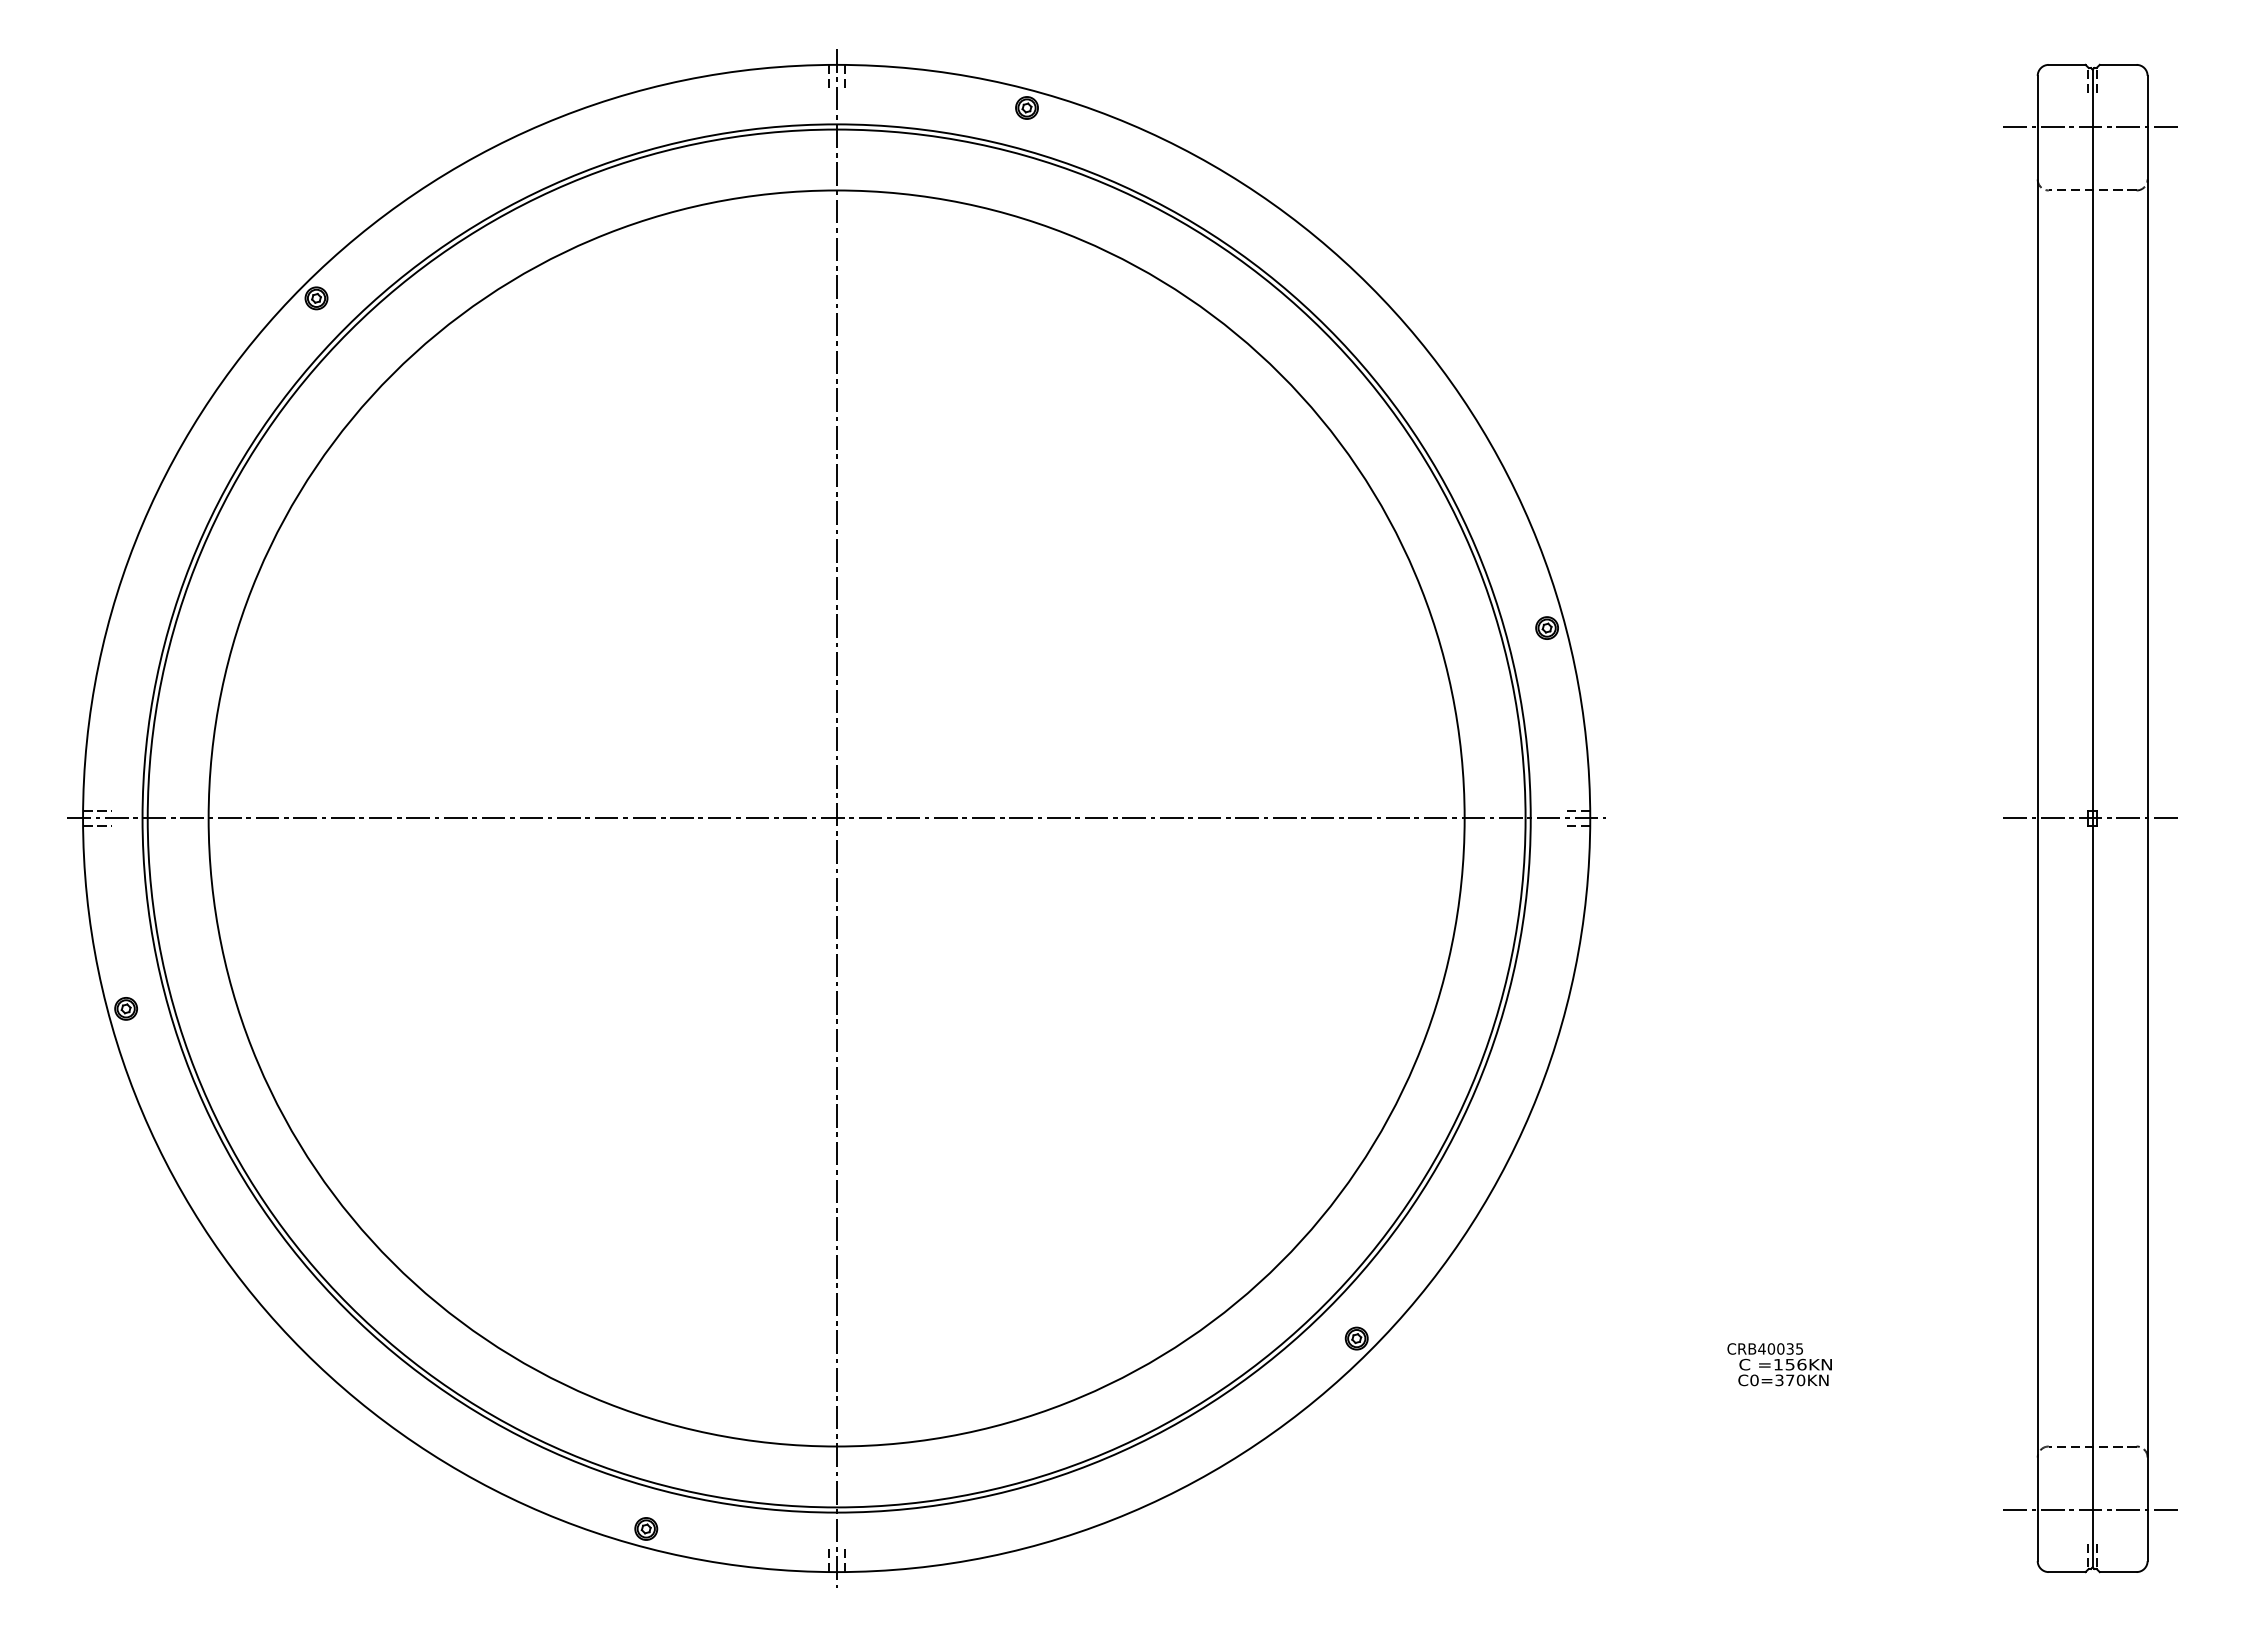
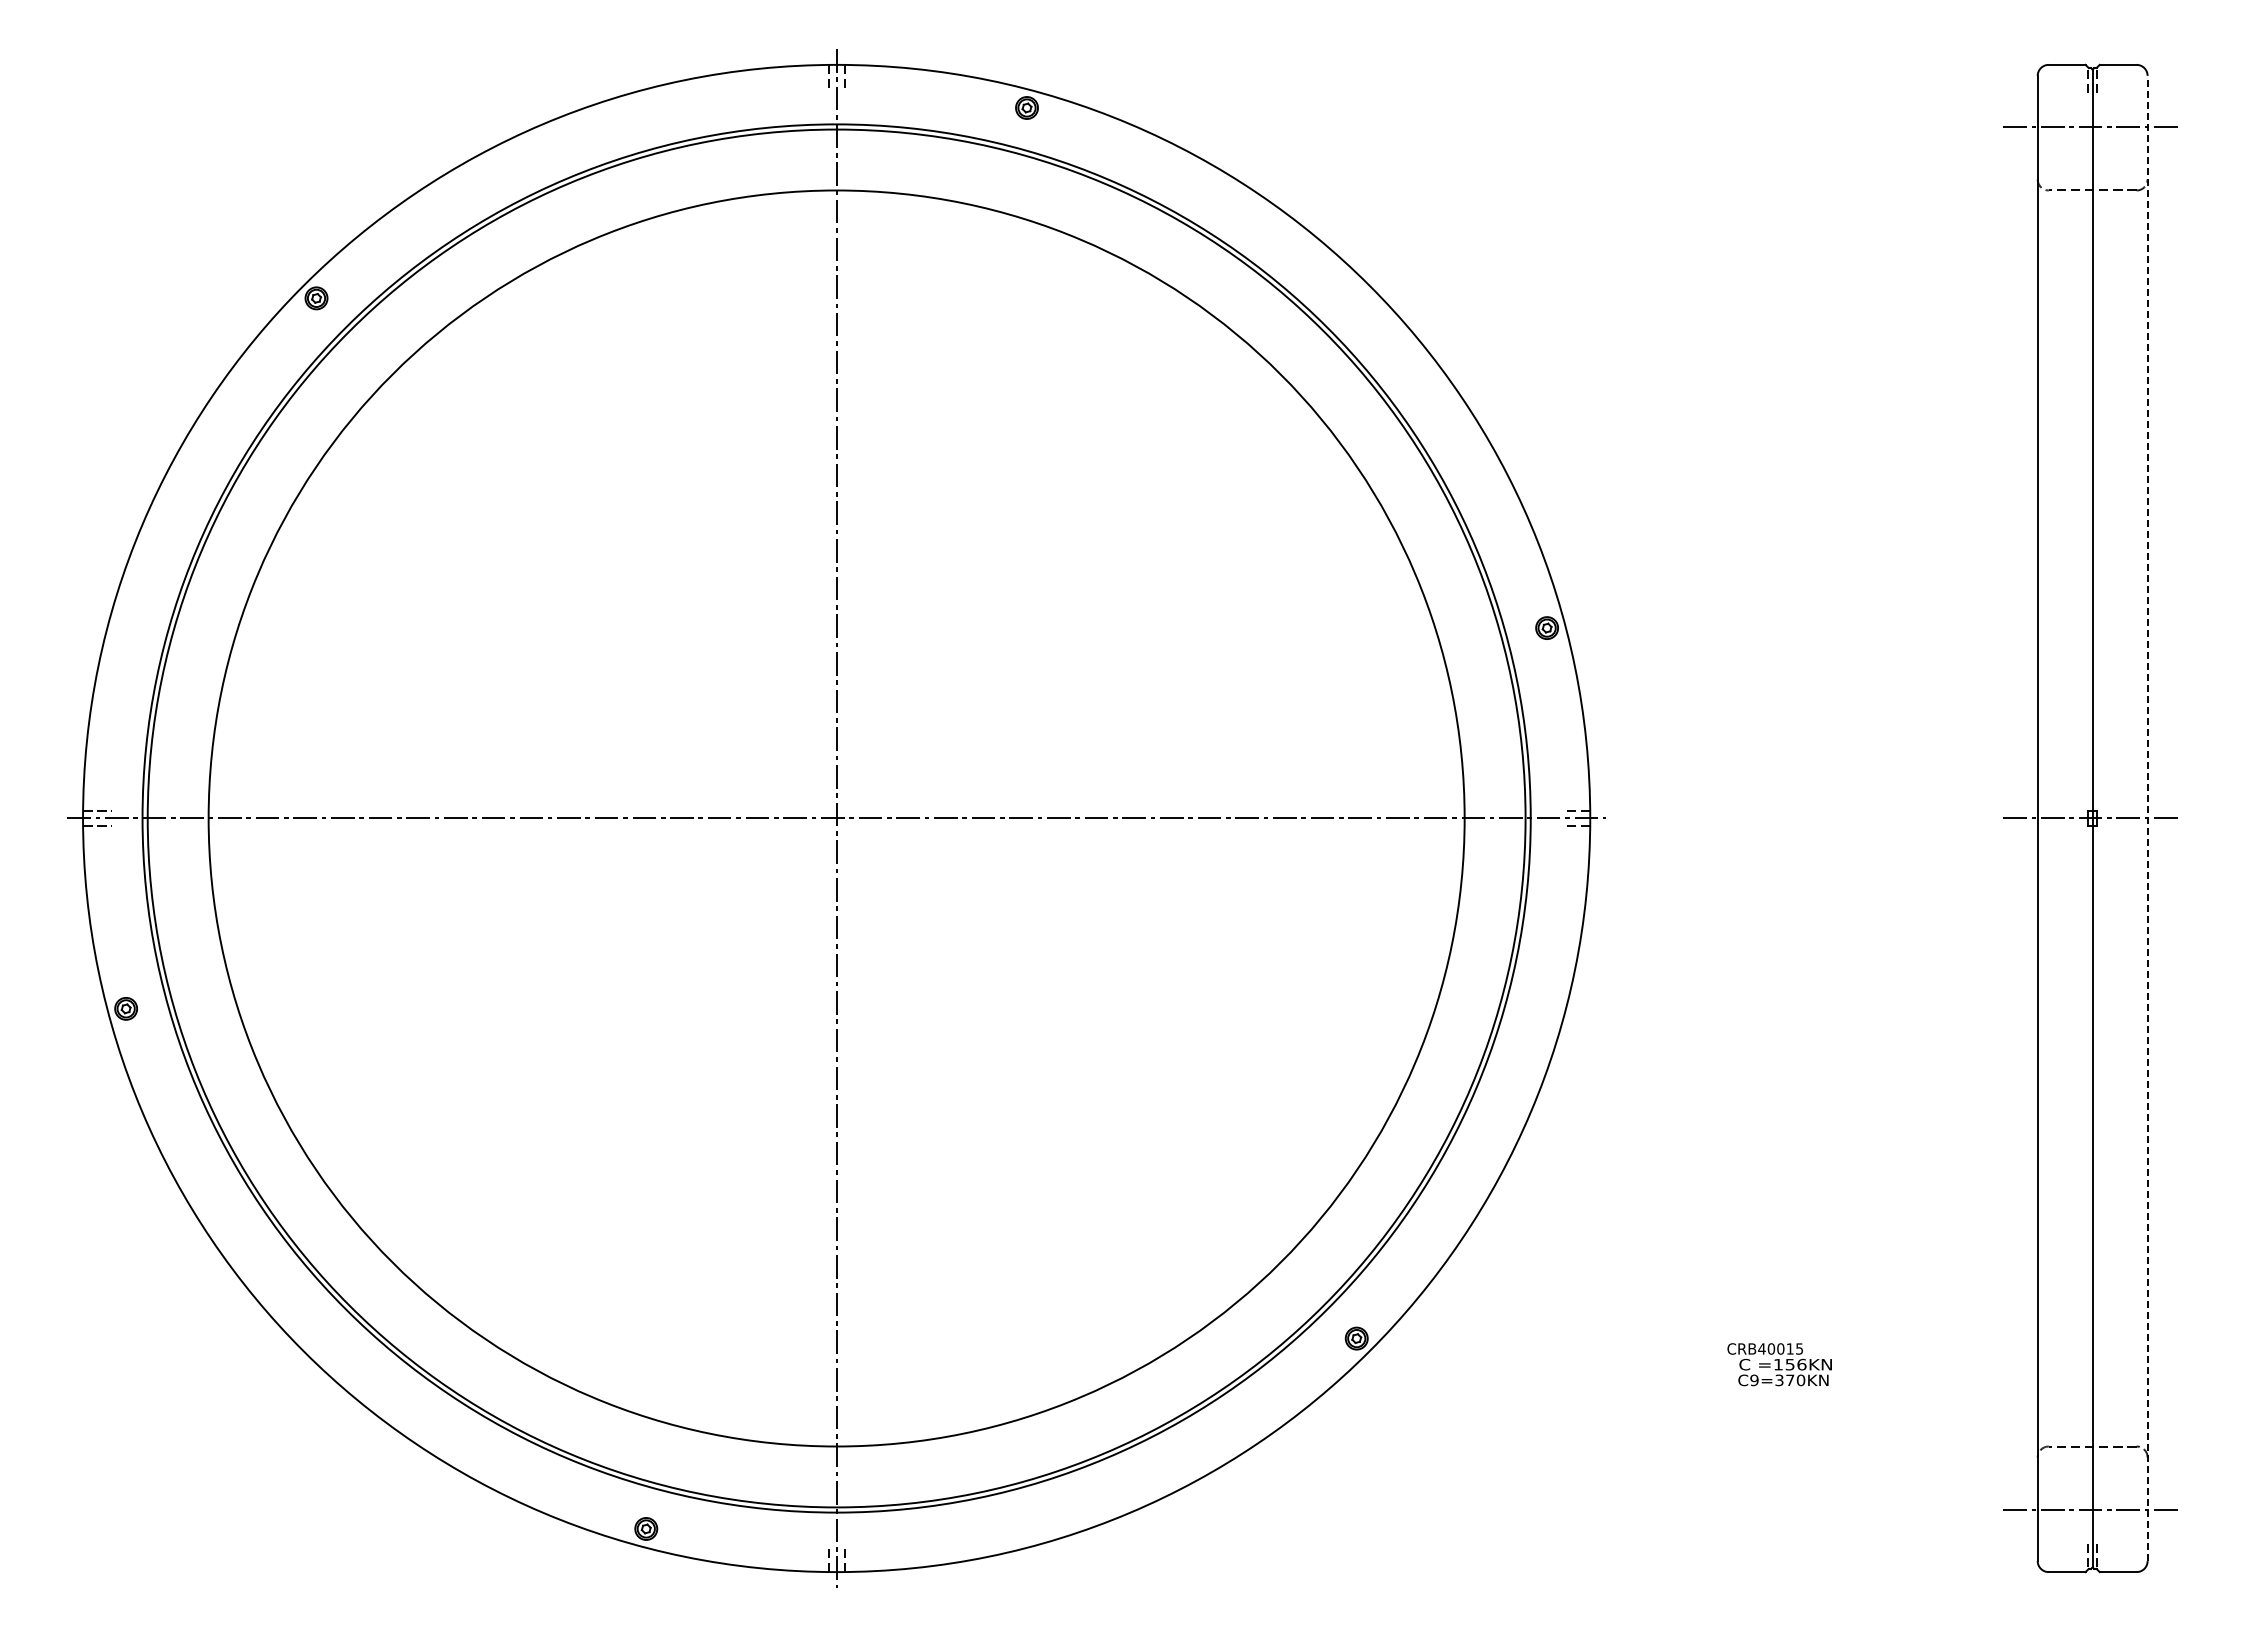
line: solid -> dashed (2147, 818)
text: CRB40035 -> CRB40015 (1789, 1348)
text: C0=370KN -> C9=370KN (1754, 1380)
